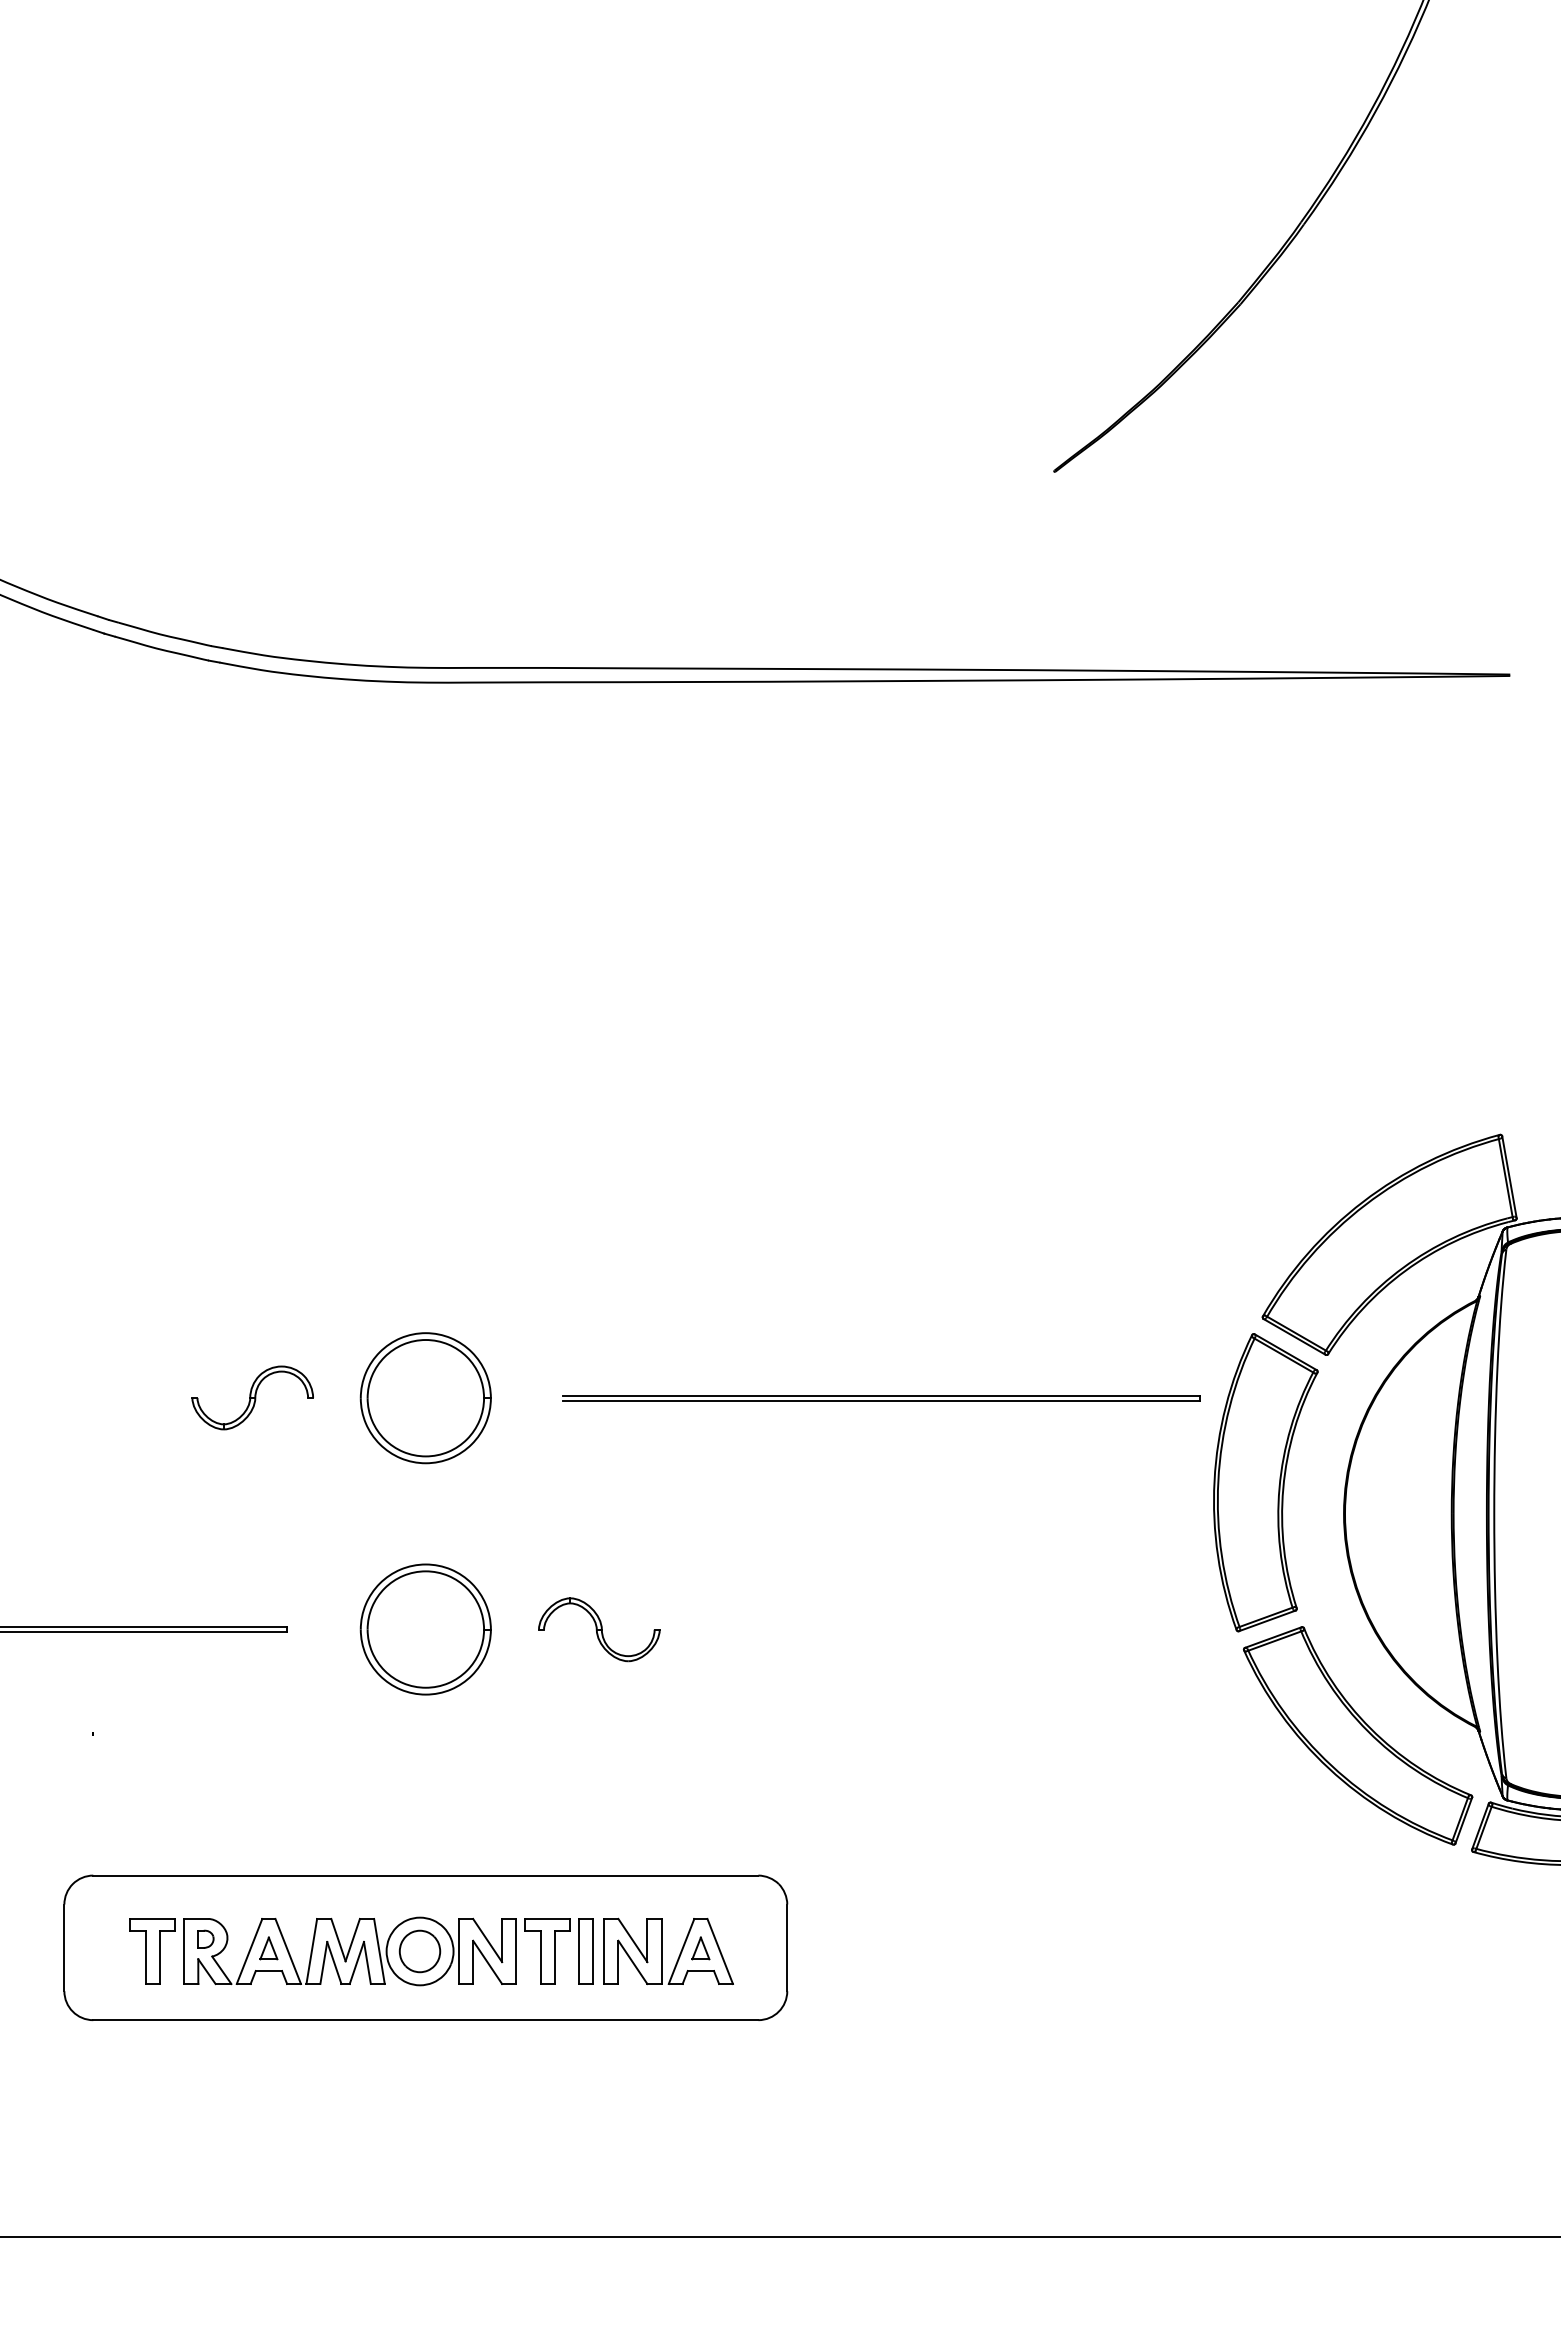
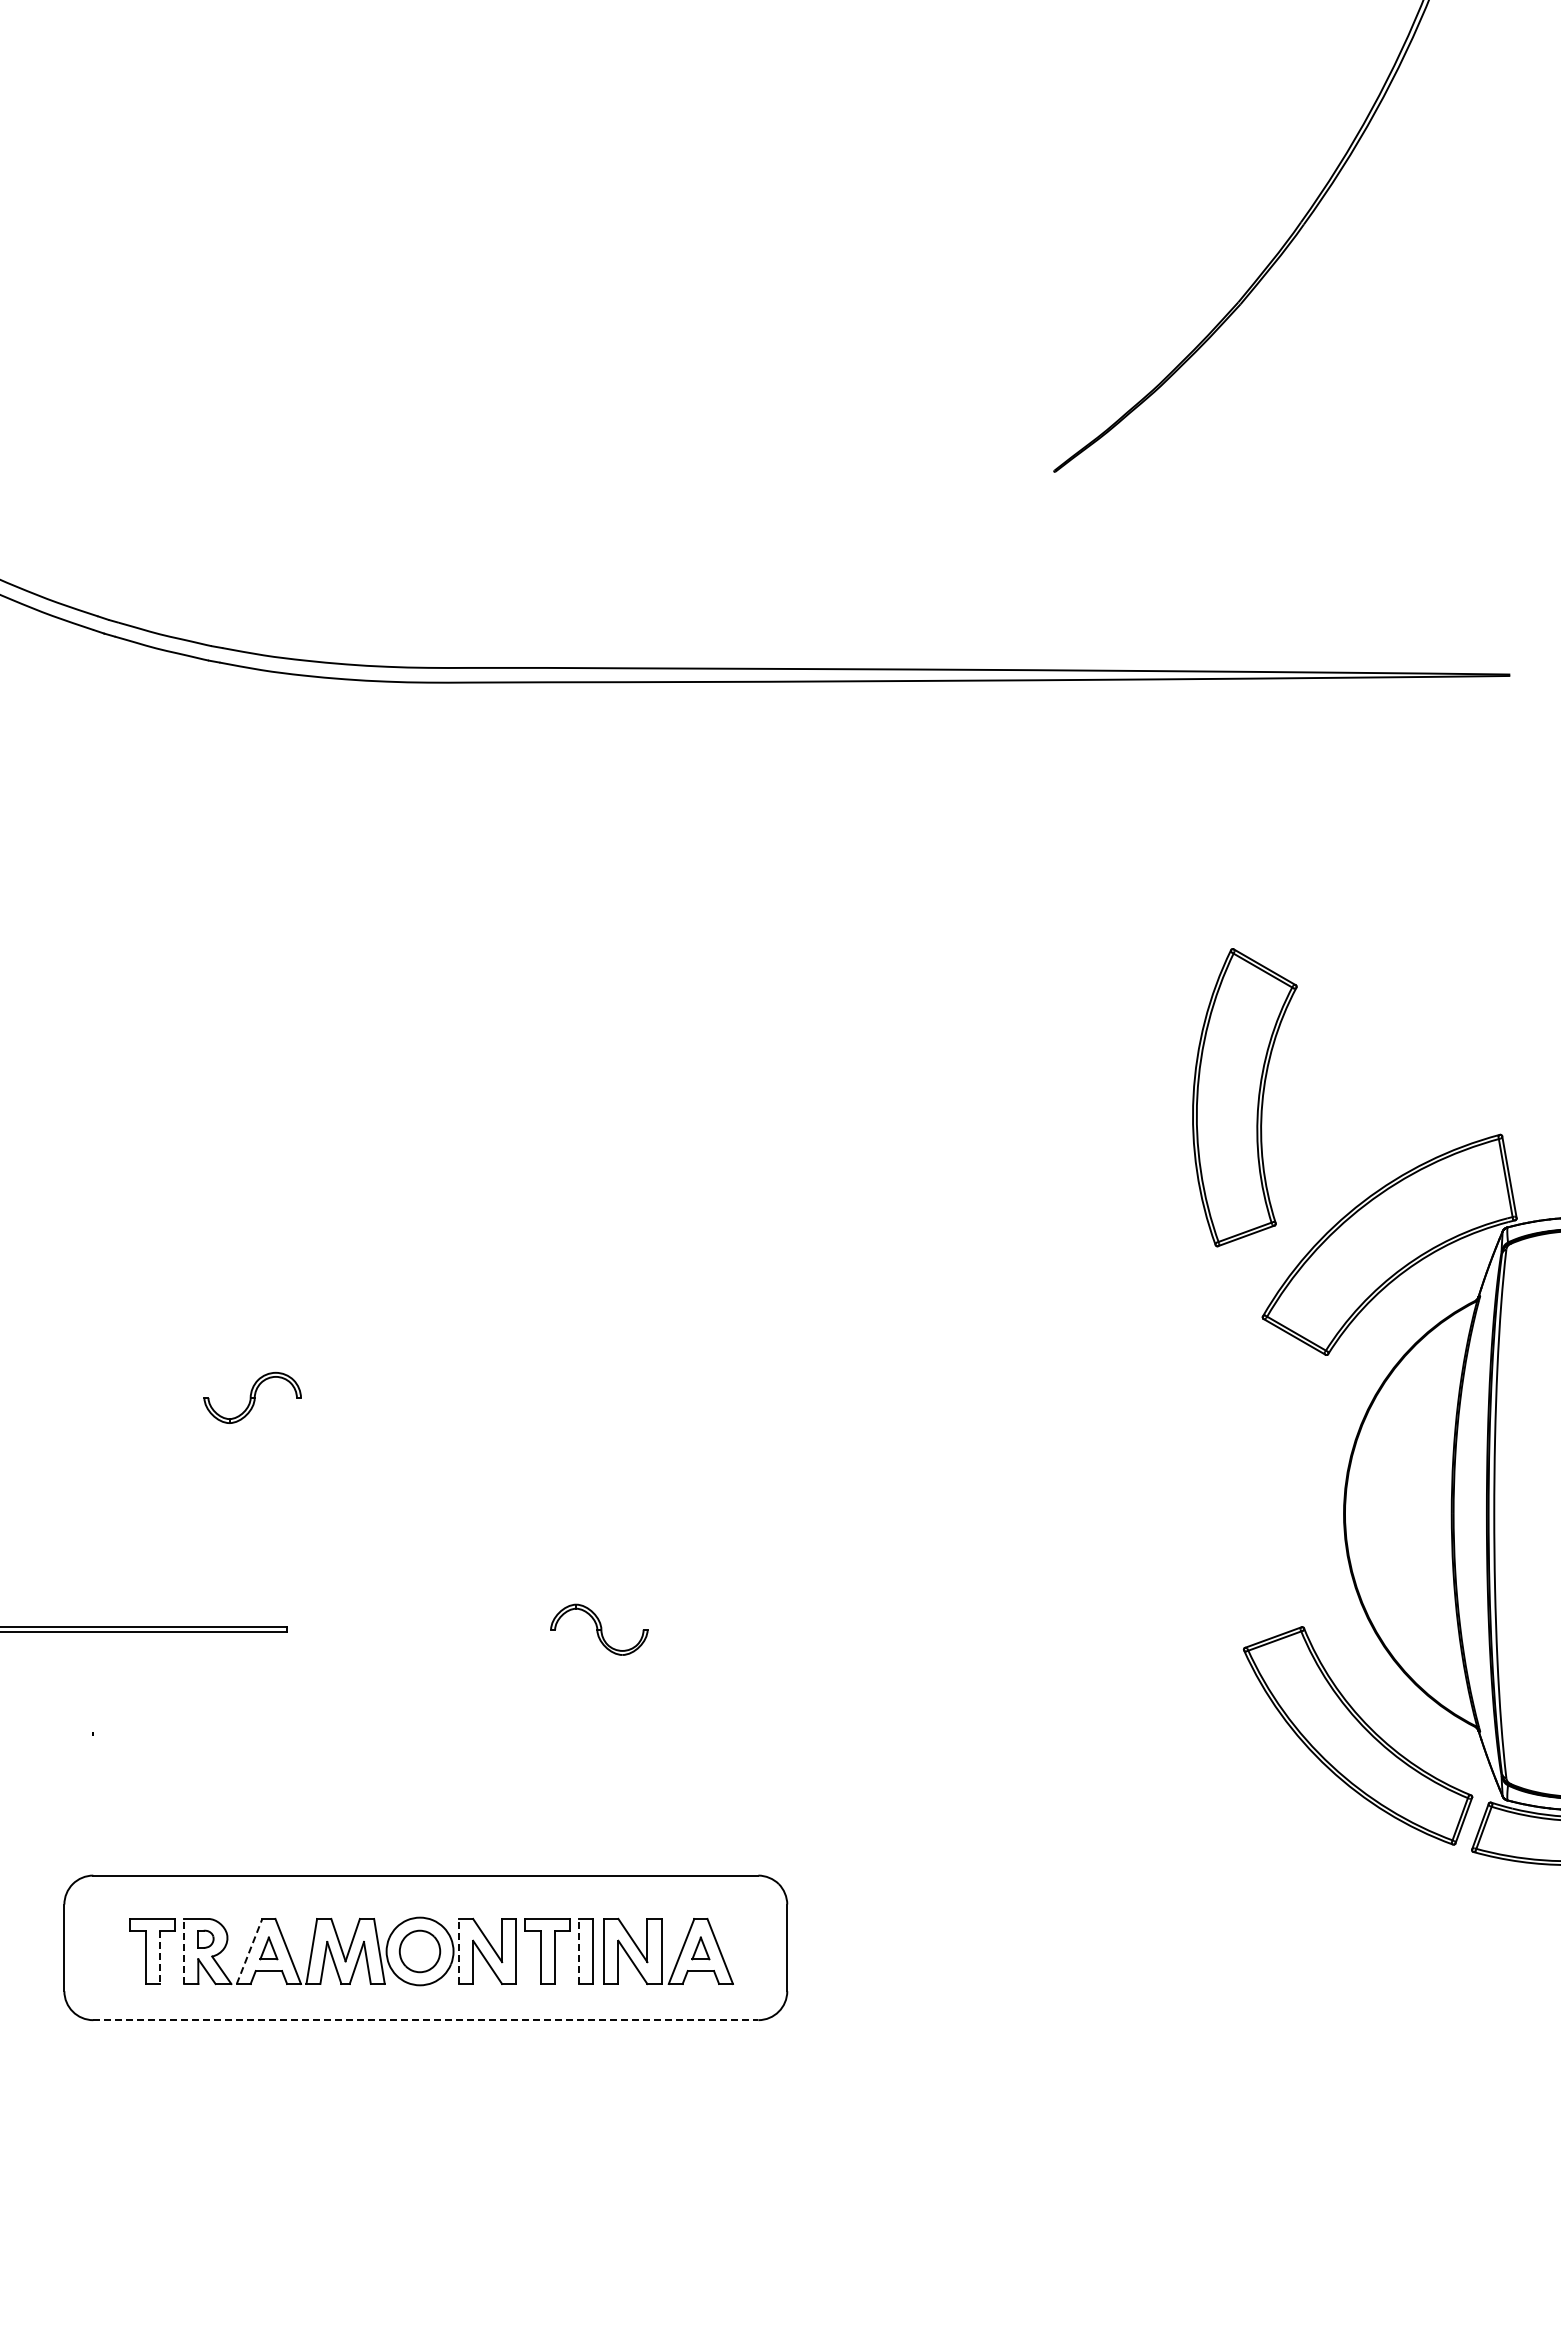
part size: 123x66 px -> 99x53 px (252, 1397)
part: present -> none (425, 1398)
part: present -> none (881, 1398)
part position: (1265, 1482) -> (1244, 1097) (1244, 1097)
part: present -> none (425, 1629)
part size: 123x66 px -> 99x53 px (599, 1629)
line: solid -> dashed (184, 1951)
line: solid -> dashed (249, 1951)
line: solid -> dashed (458, 1951)
line: solid -> dashed (579, 1951)
line: solid -> dashed (159, 1957)
line: solid -> dashed (425, 2020)
line: present -> none (779, 2236)
